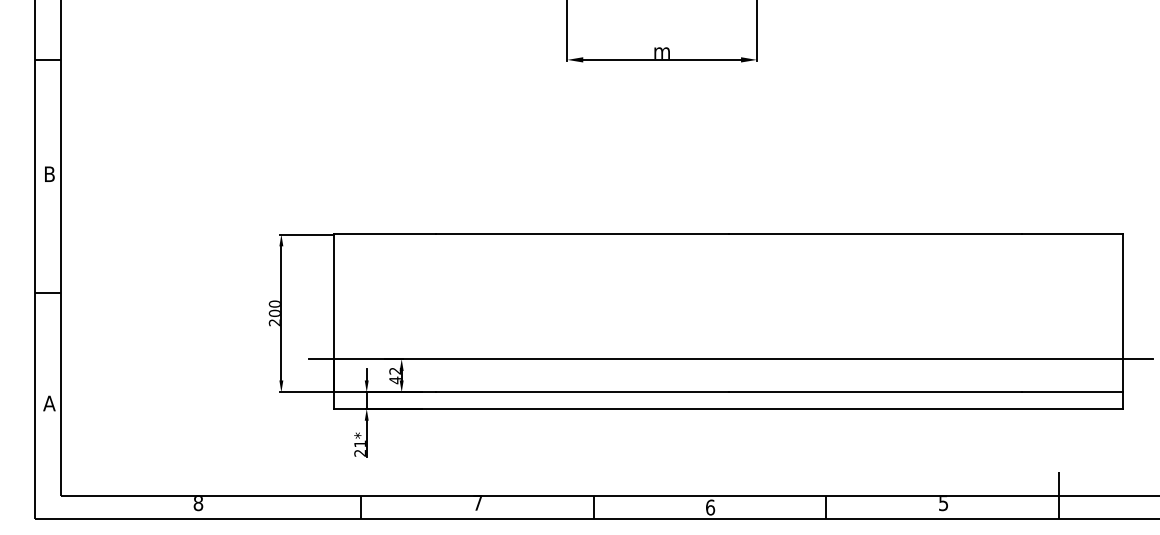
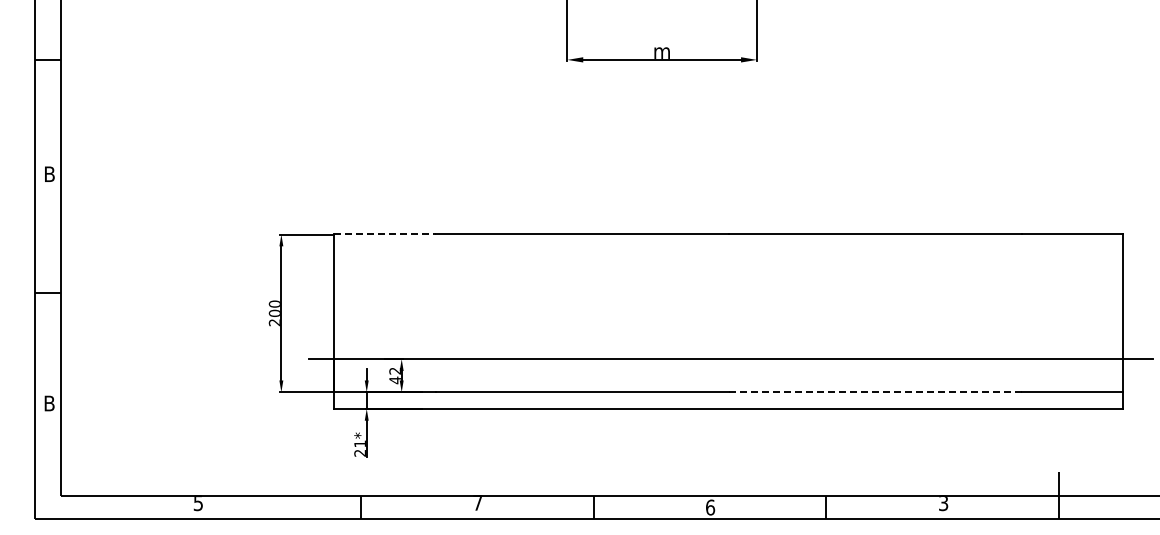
line: solid -> dashed (384, 234)
line: solid -> dashed (875, 392)
text: A -> B (49, 403)
text: 5 -> 3 (943, 503)
text: 8 -> 5 (198, 504)
